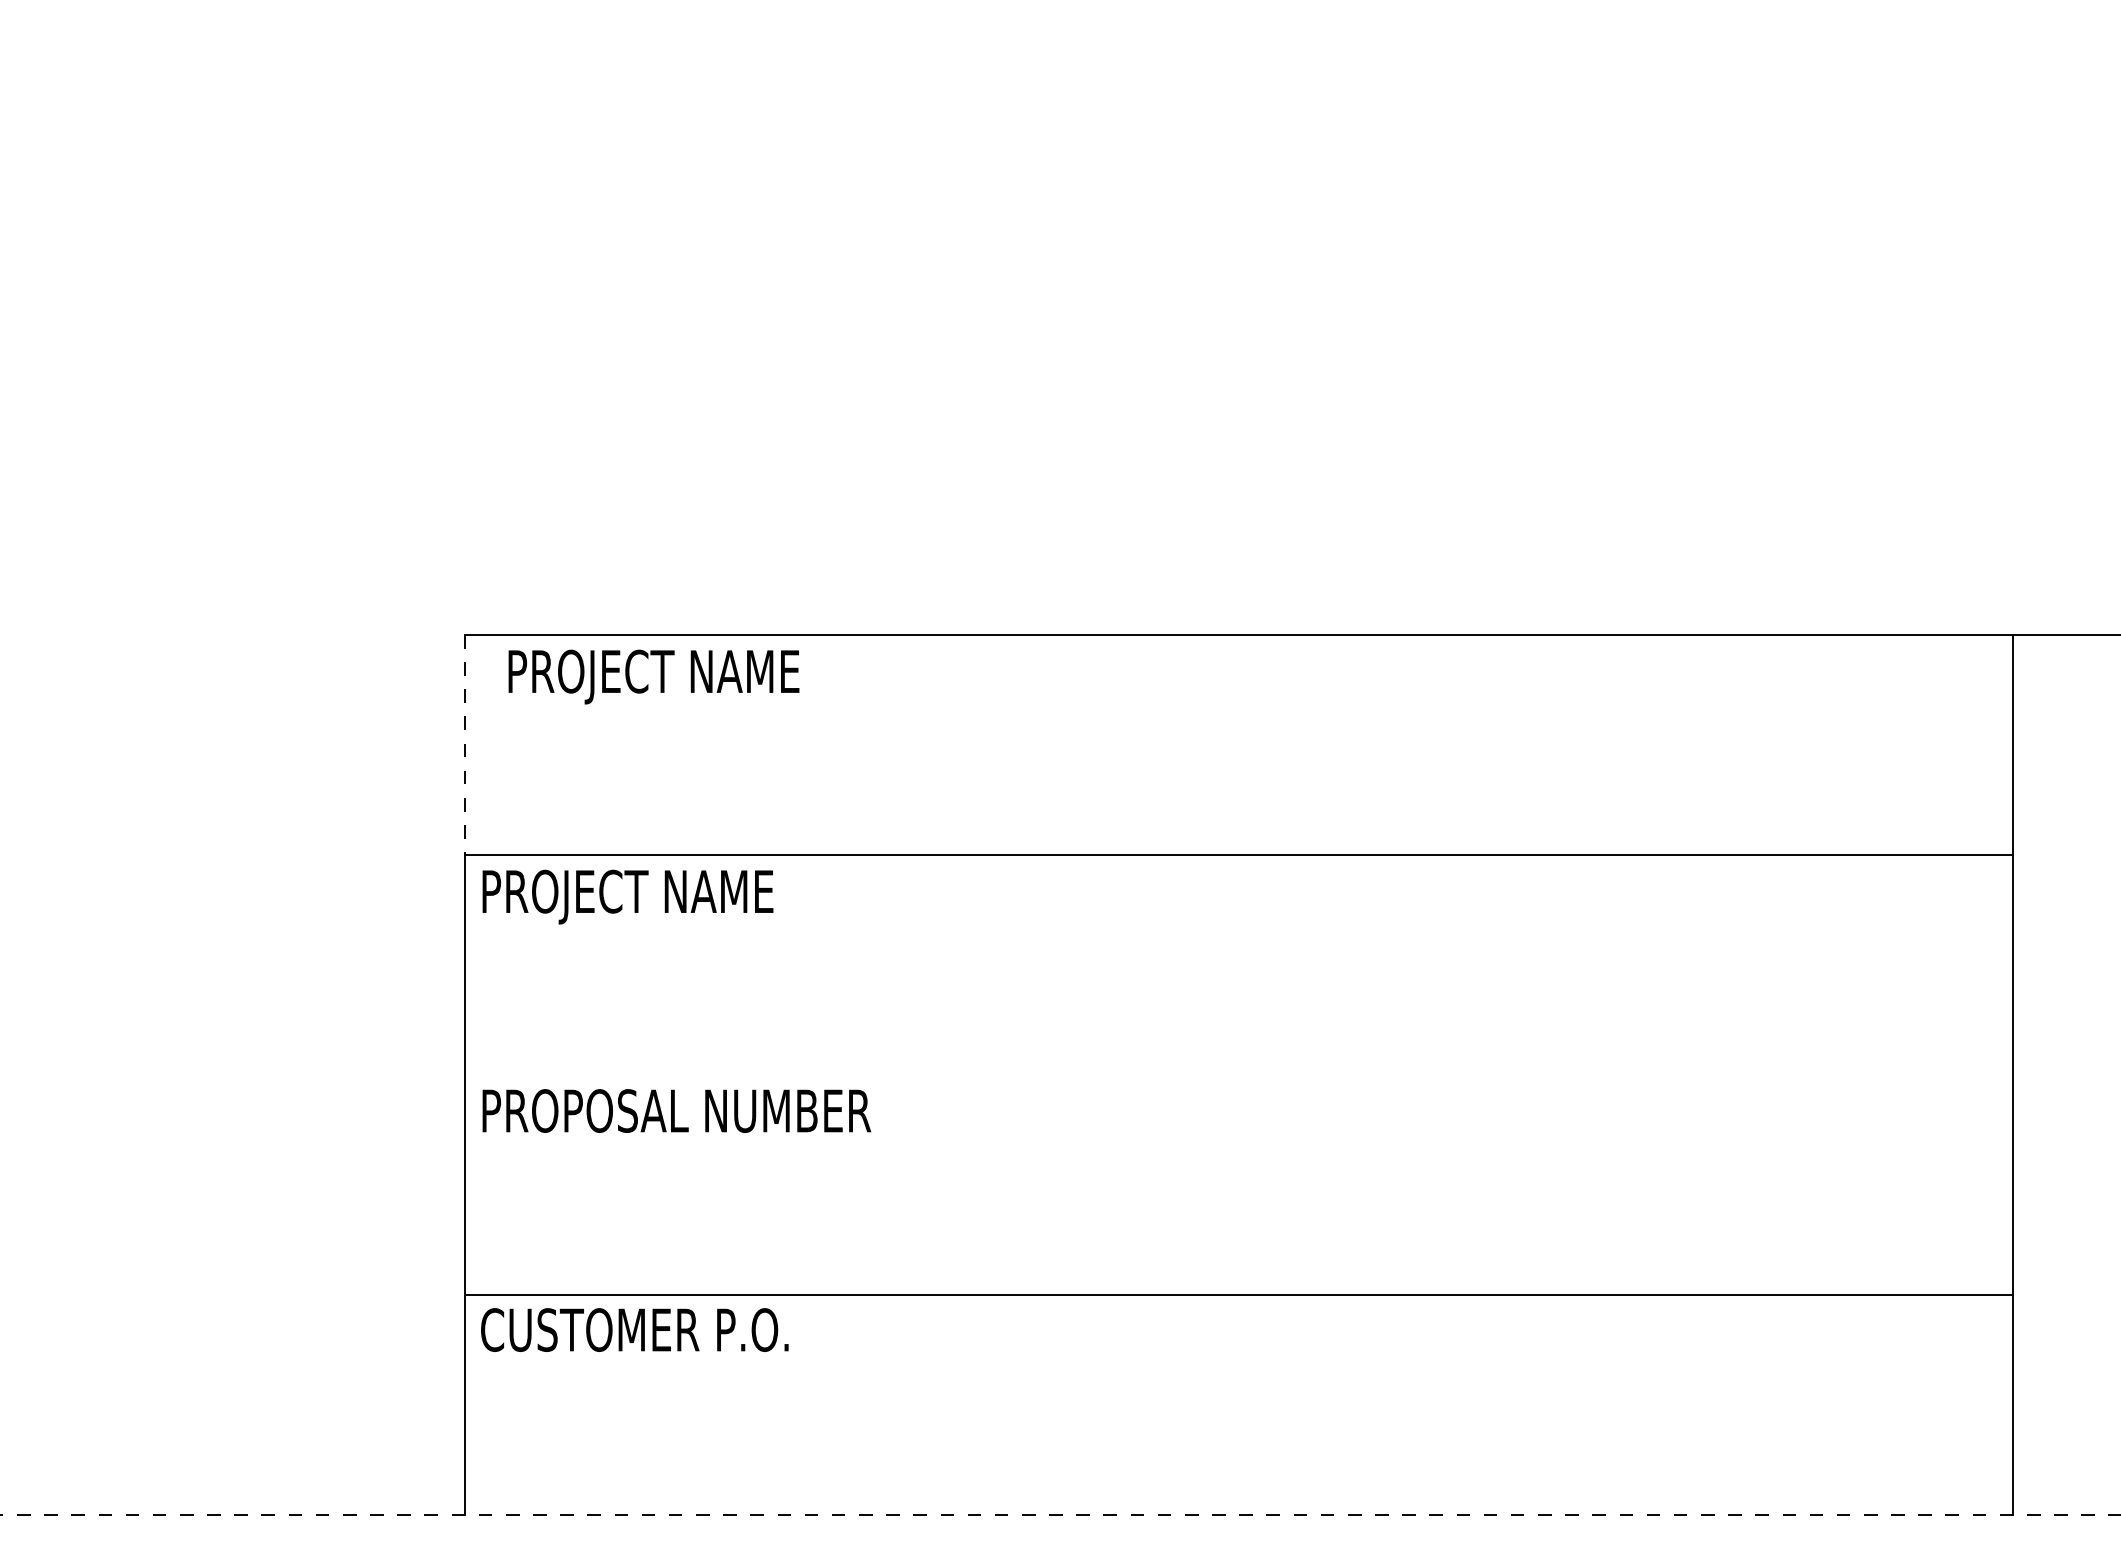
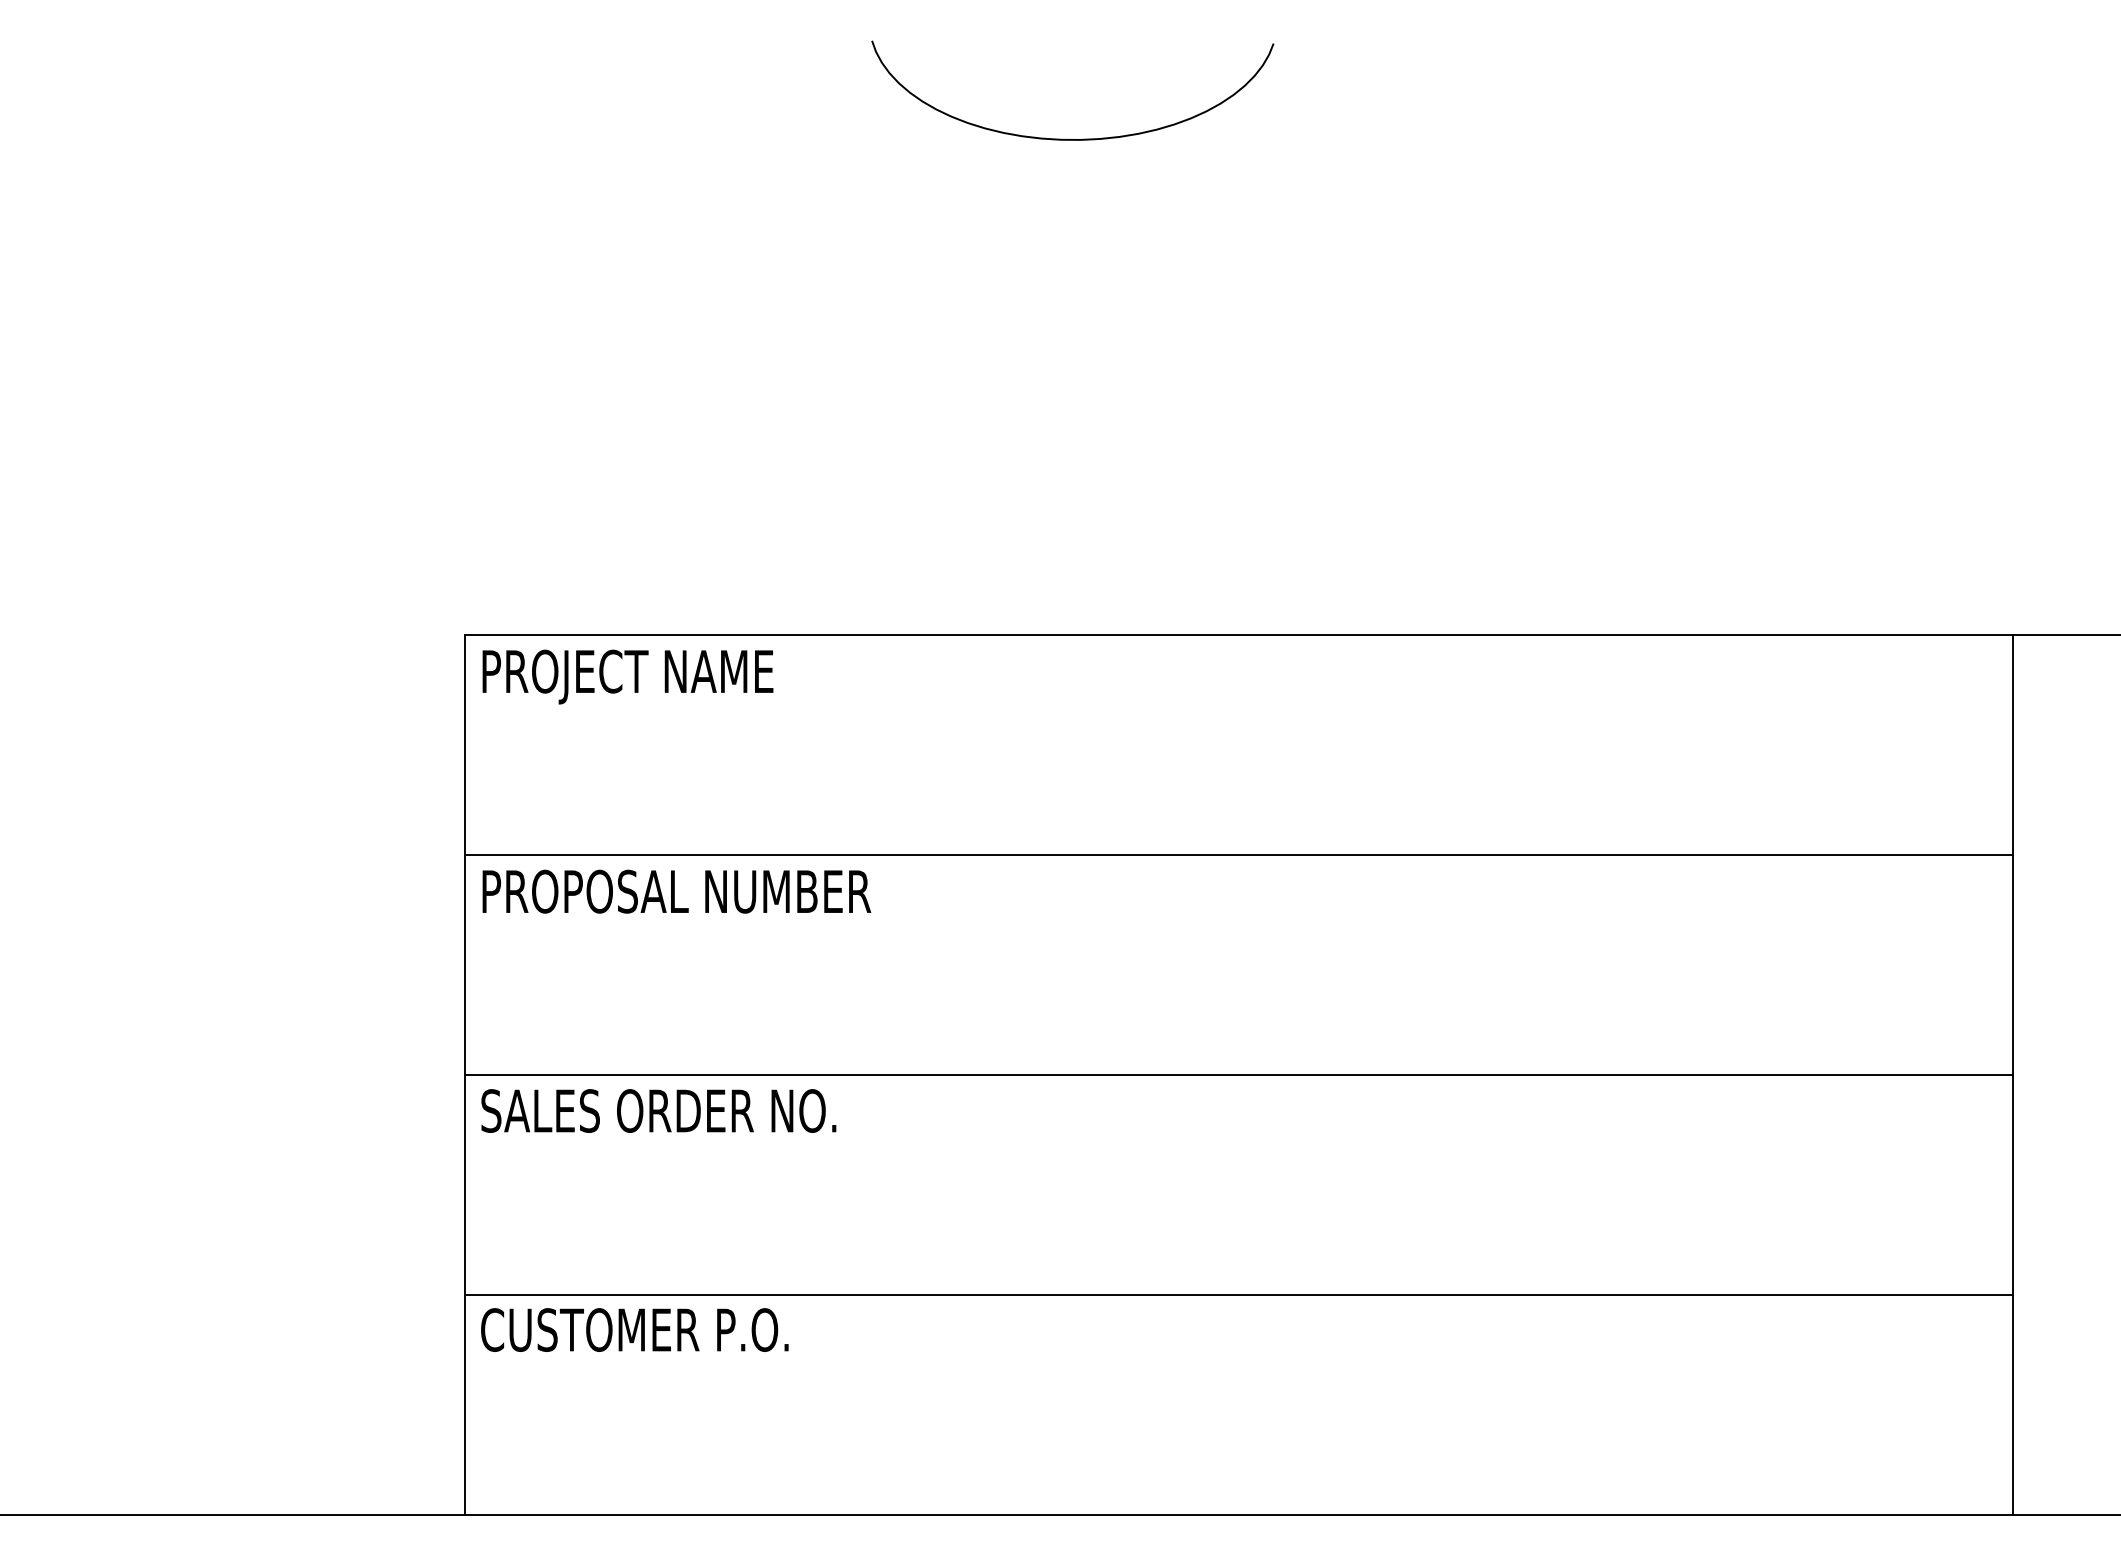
curve: none -> present (1067, 138)
text position: (653, 676) -> (627, 676) (627, 676)
line: dashed -> solid (465, 745)
text: PROJECT NAME -> PROPOSAL NUMBER (714, 896)
line: none -> present (1239, 1075)
text: PROPOSAL NUMBER -> SALES ORDER NO. (676, 1110)
line: dashed -> solid (1060, 1515)
